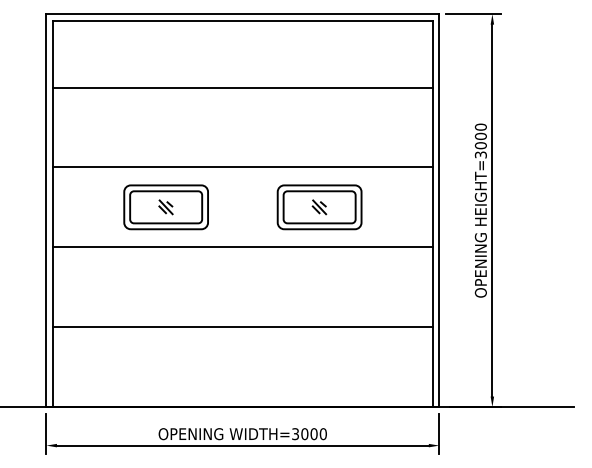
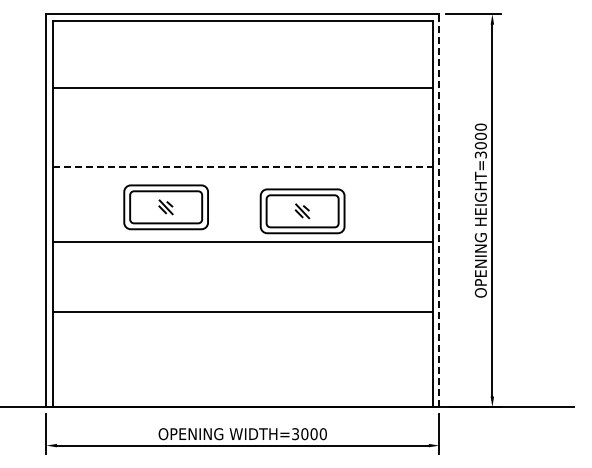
line: solid -> dashed (242, 167)
part position: (319, 207) -> (302, 211) (302, 211)
line: solid -> dashed (439, 210)
line position: (242, 247) -> (242, 242) (242, 242)
line position: (242, 327) -> (242, 312) (242, 312)
